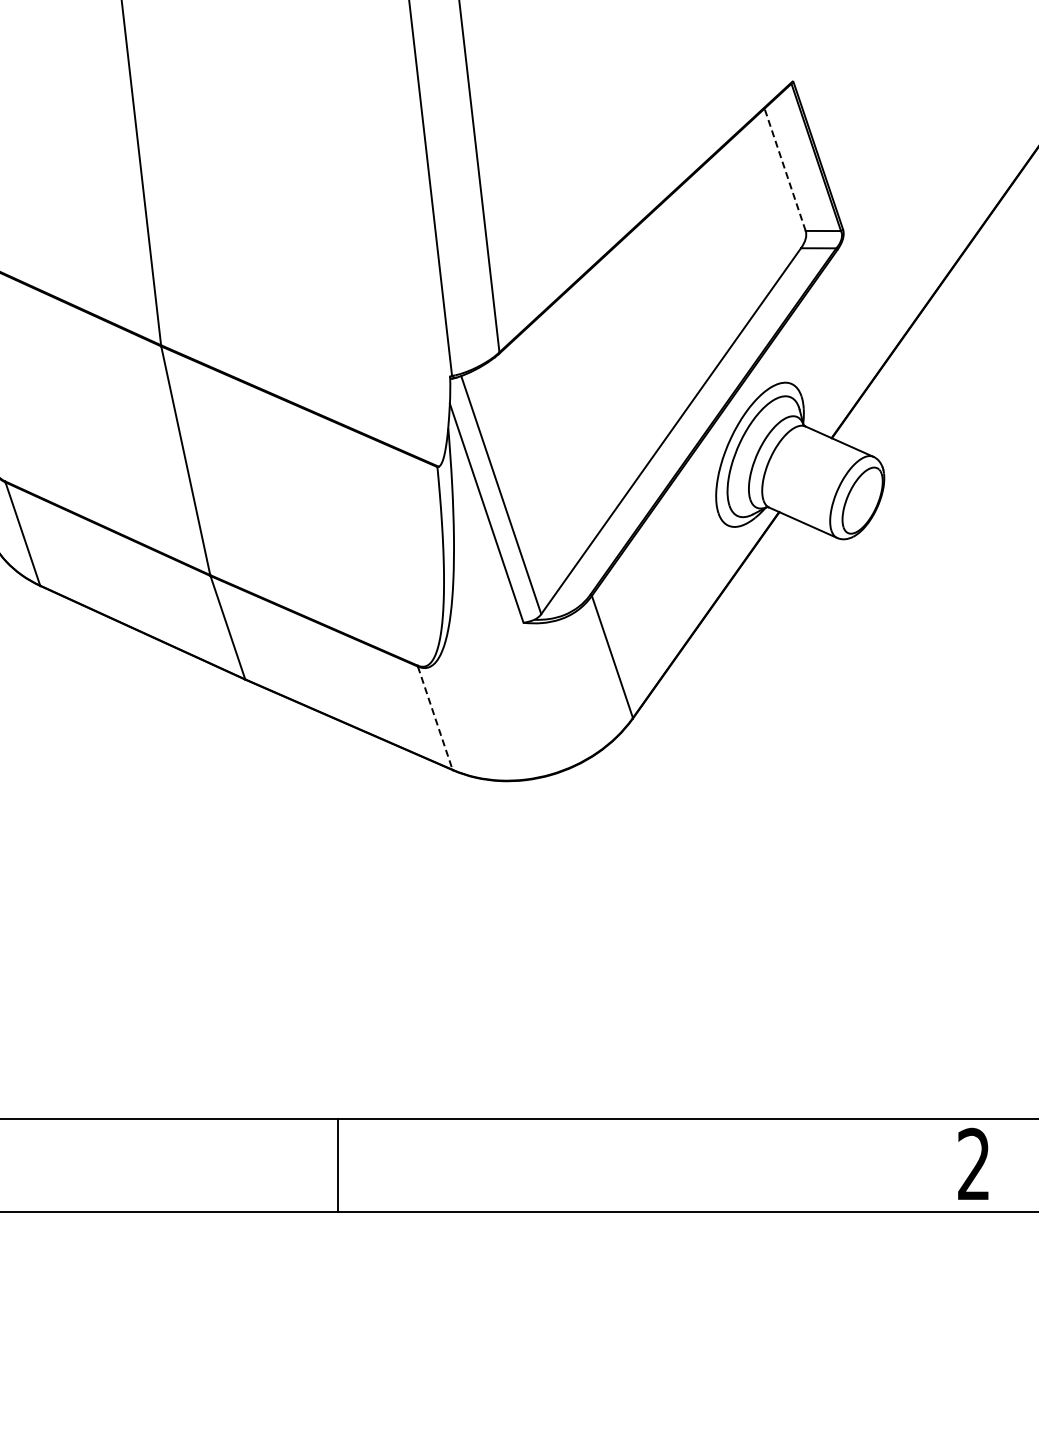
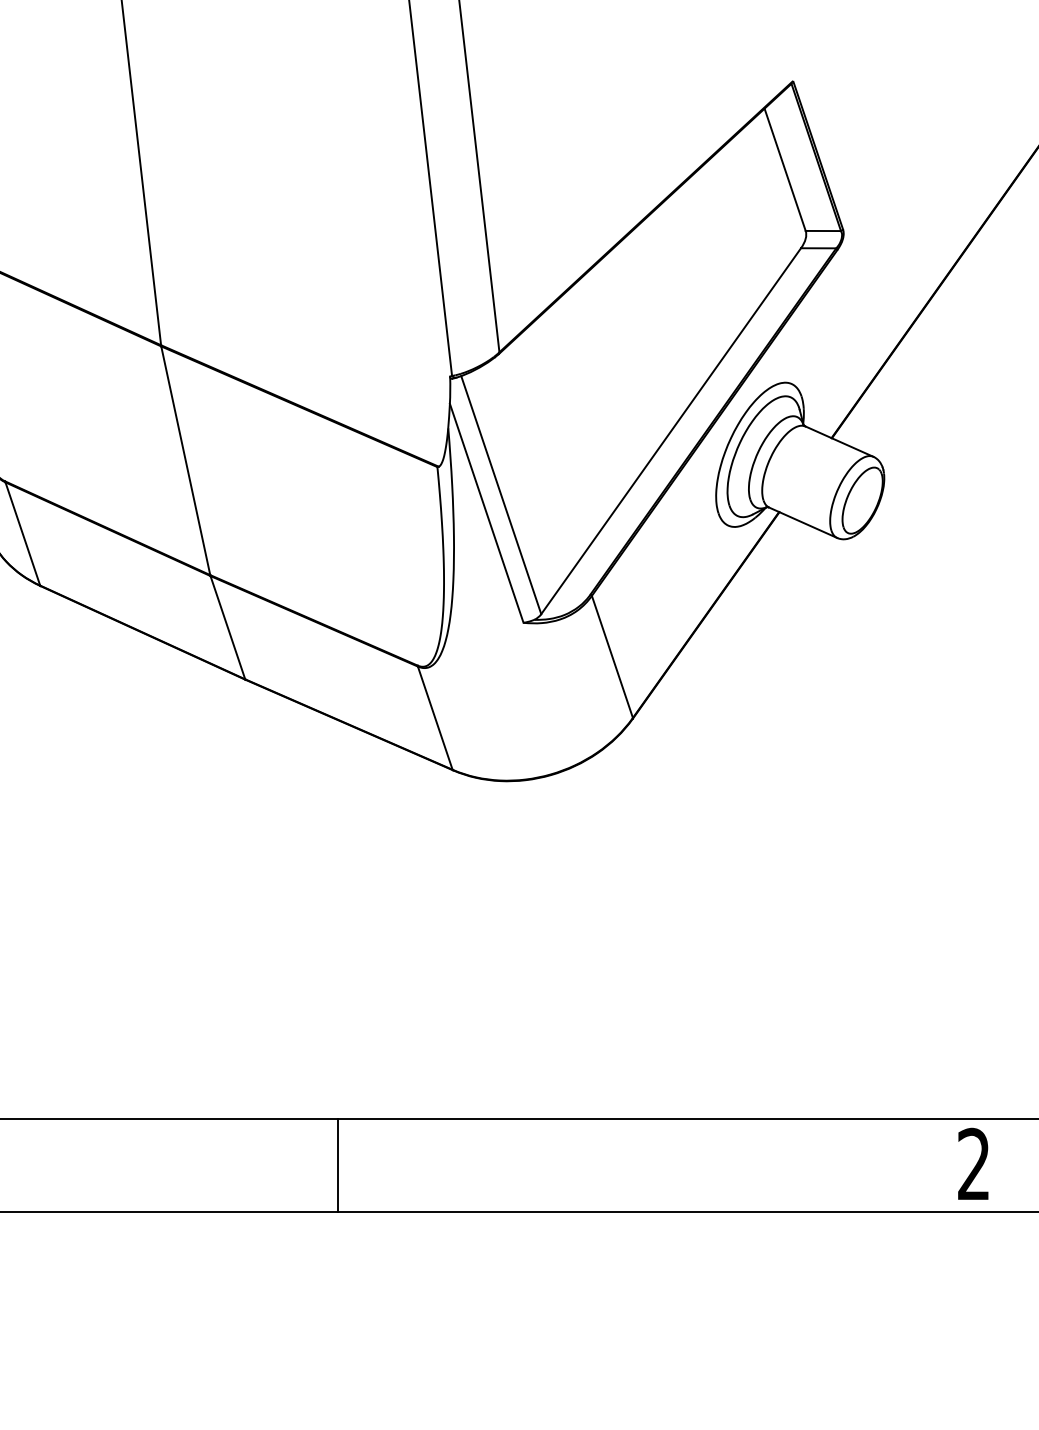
line: dashed -> solid (785, 169)
line: dashed -> solid (435, 718)
